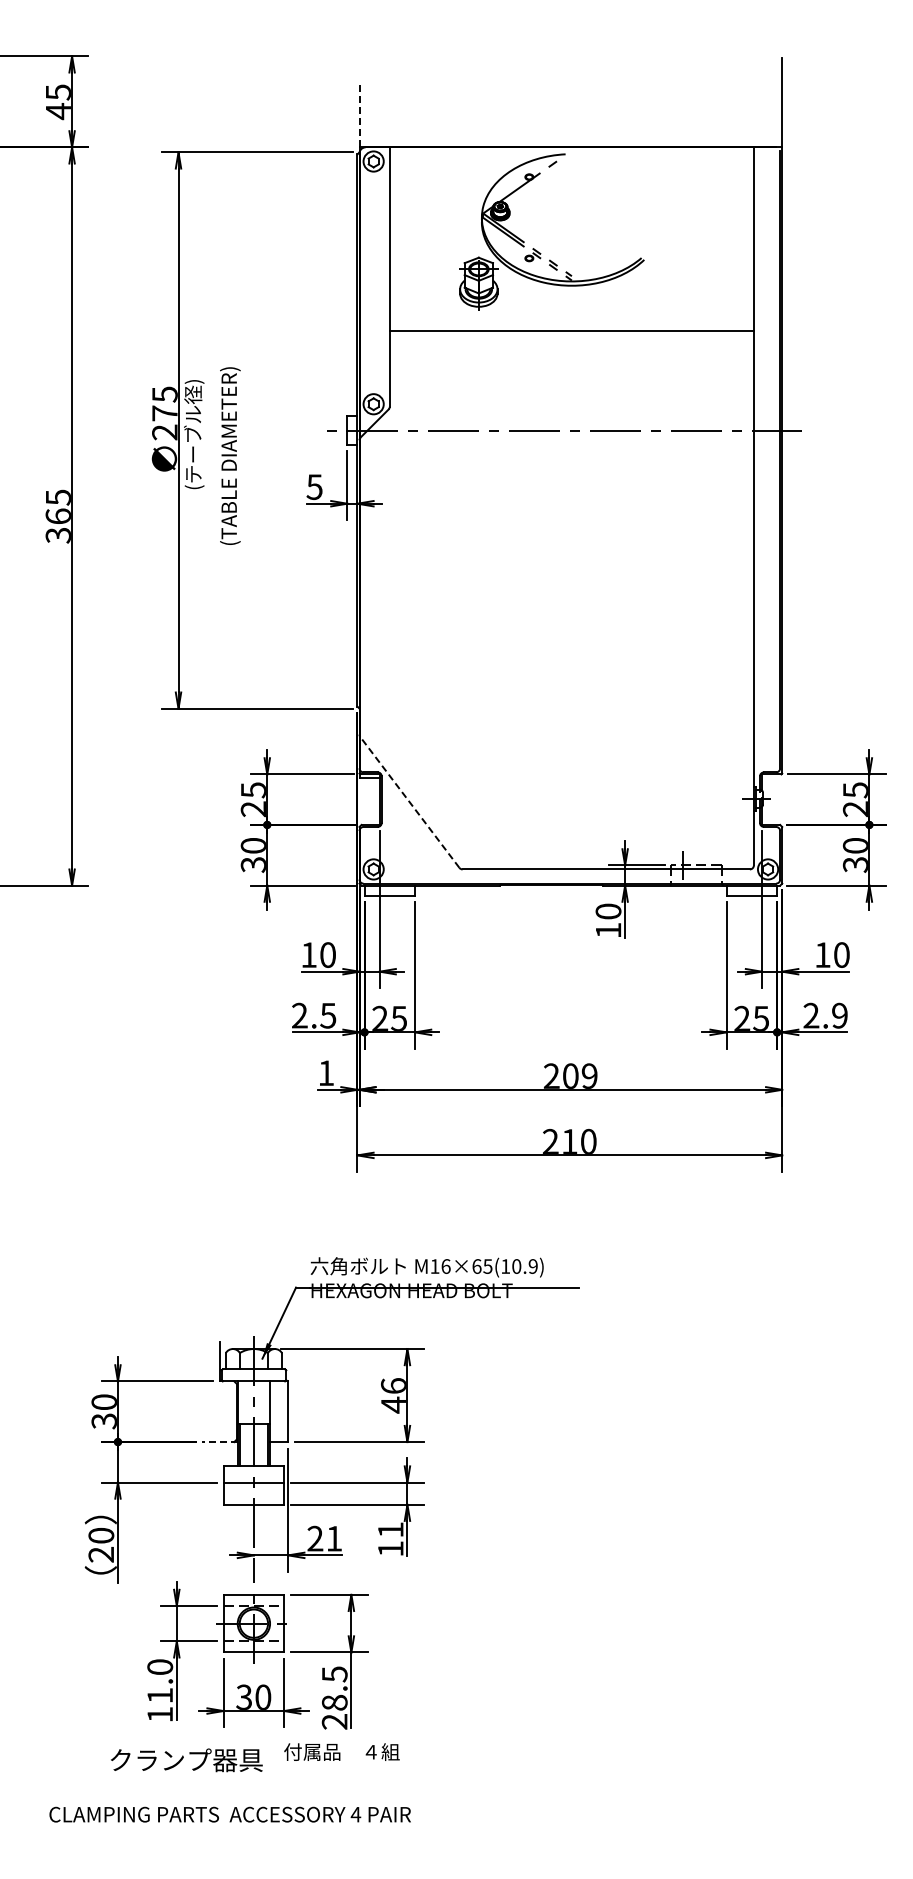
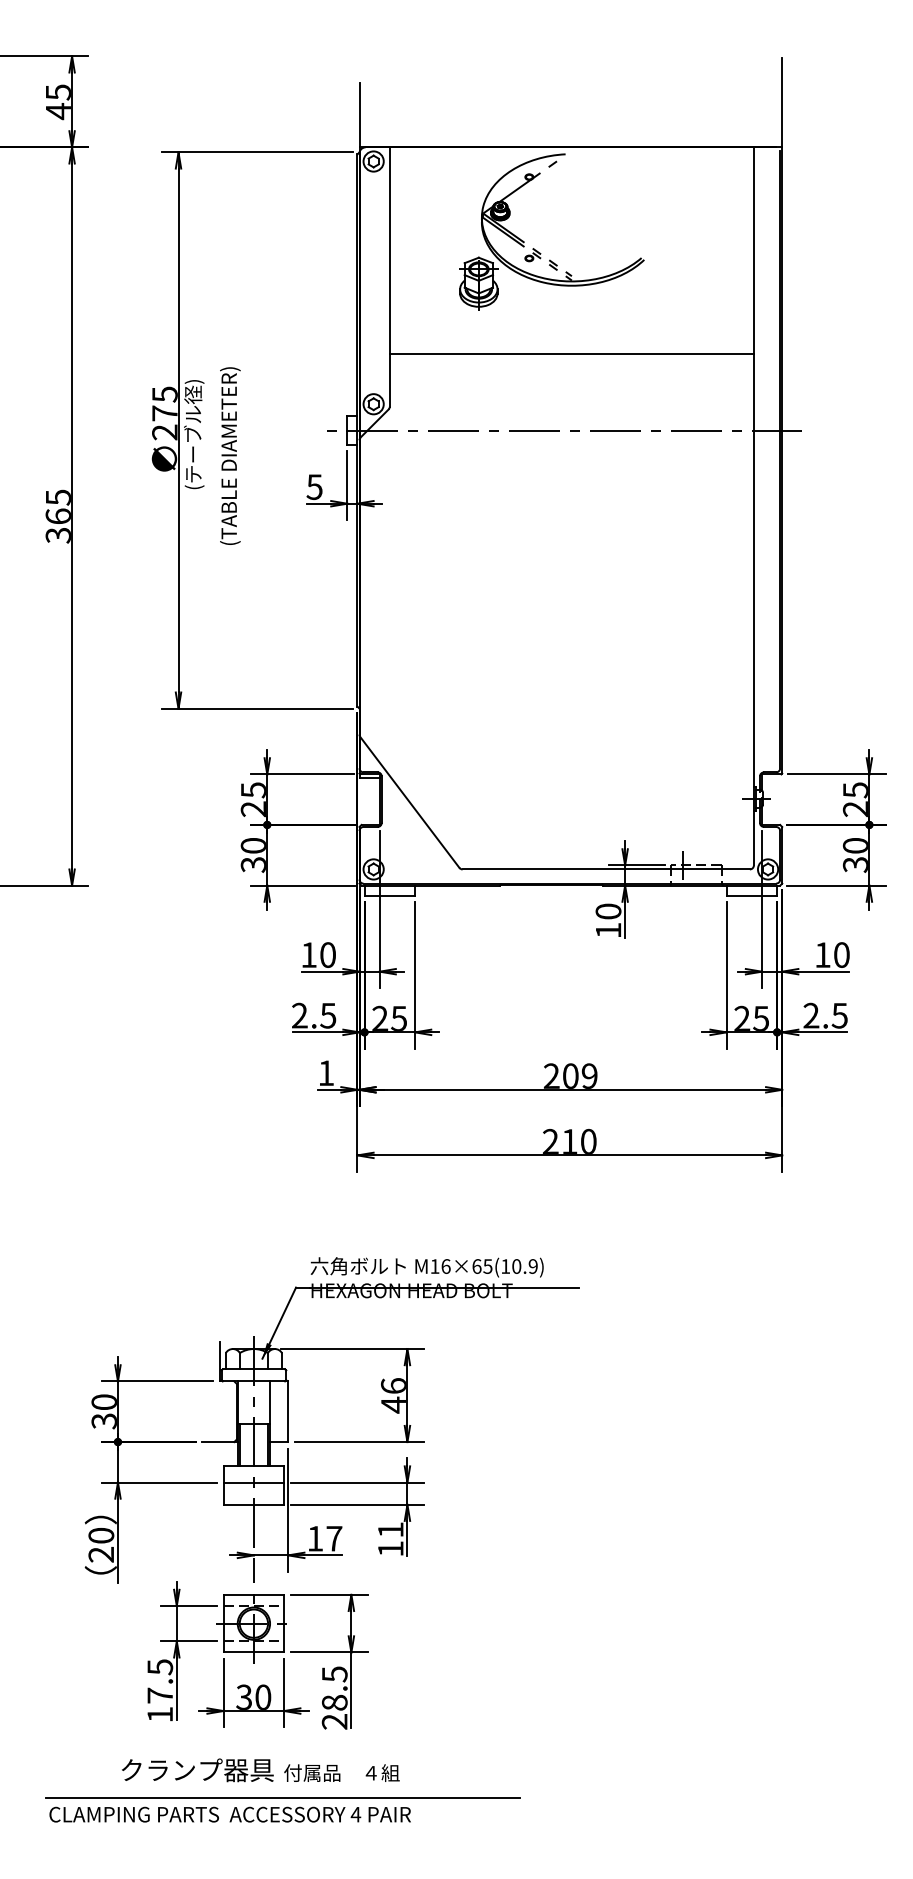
line: dashed -> solid (359, 115)
line position: (571, 330) -> (571, 353) (571, 353)
line: dashed -> solid (409, 802)
text: 2.9 -> 2.5 (839, 1015)
line: dashed -> solid (219, 1442)
text: 21 -> 17 (324, 1538)
text: 11.0 -> 17.5 (160, 1681)
text position: (341, 1751) -> (341, 1772) (341, 1772)
text position: (186, 1760) -> (197, 1770) (197, 1770)
line: none -> present (282, 1798)
